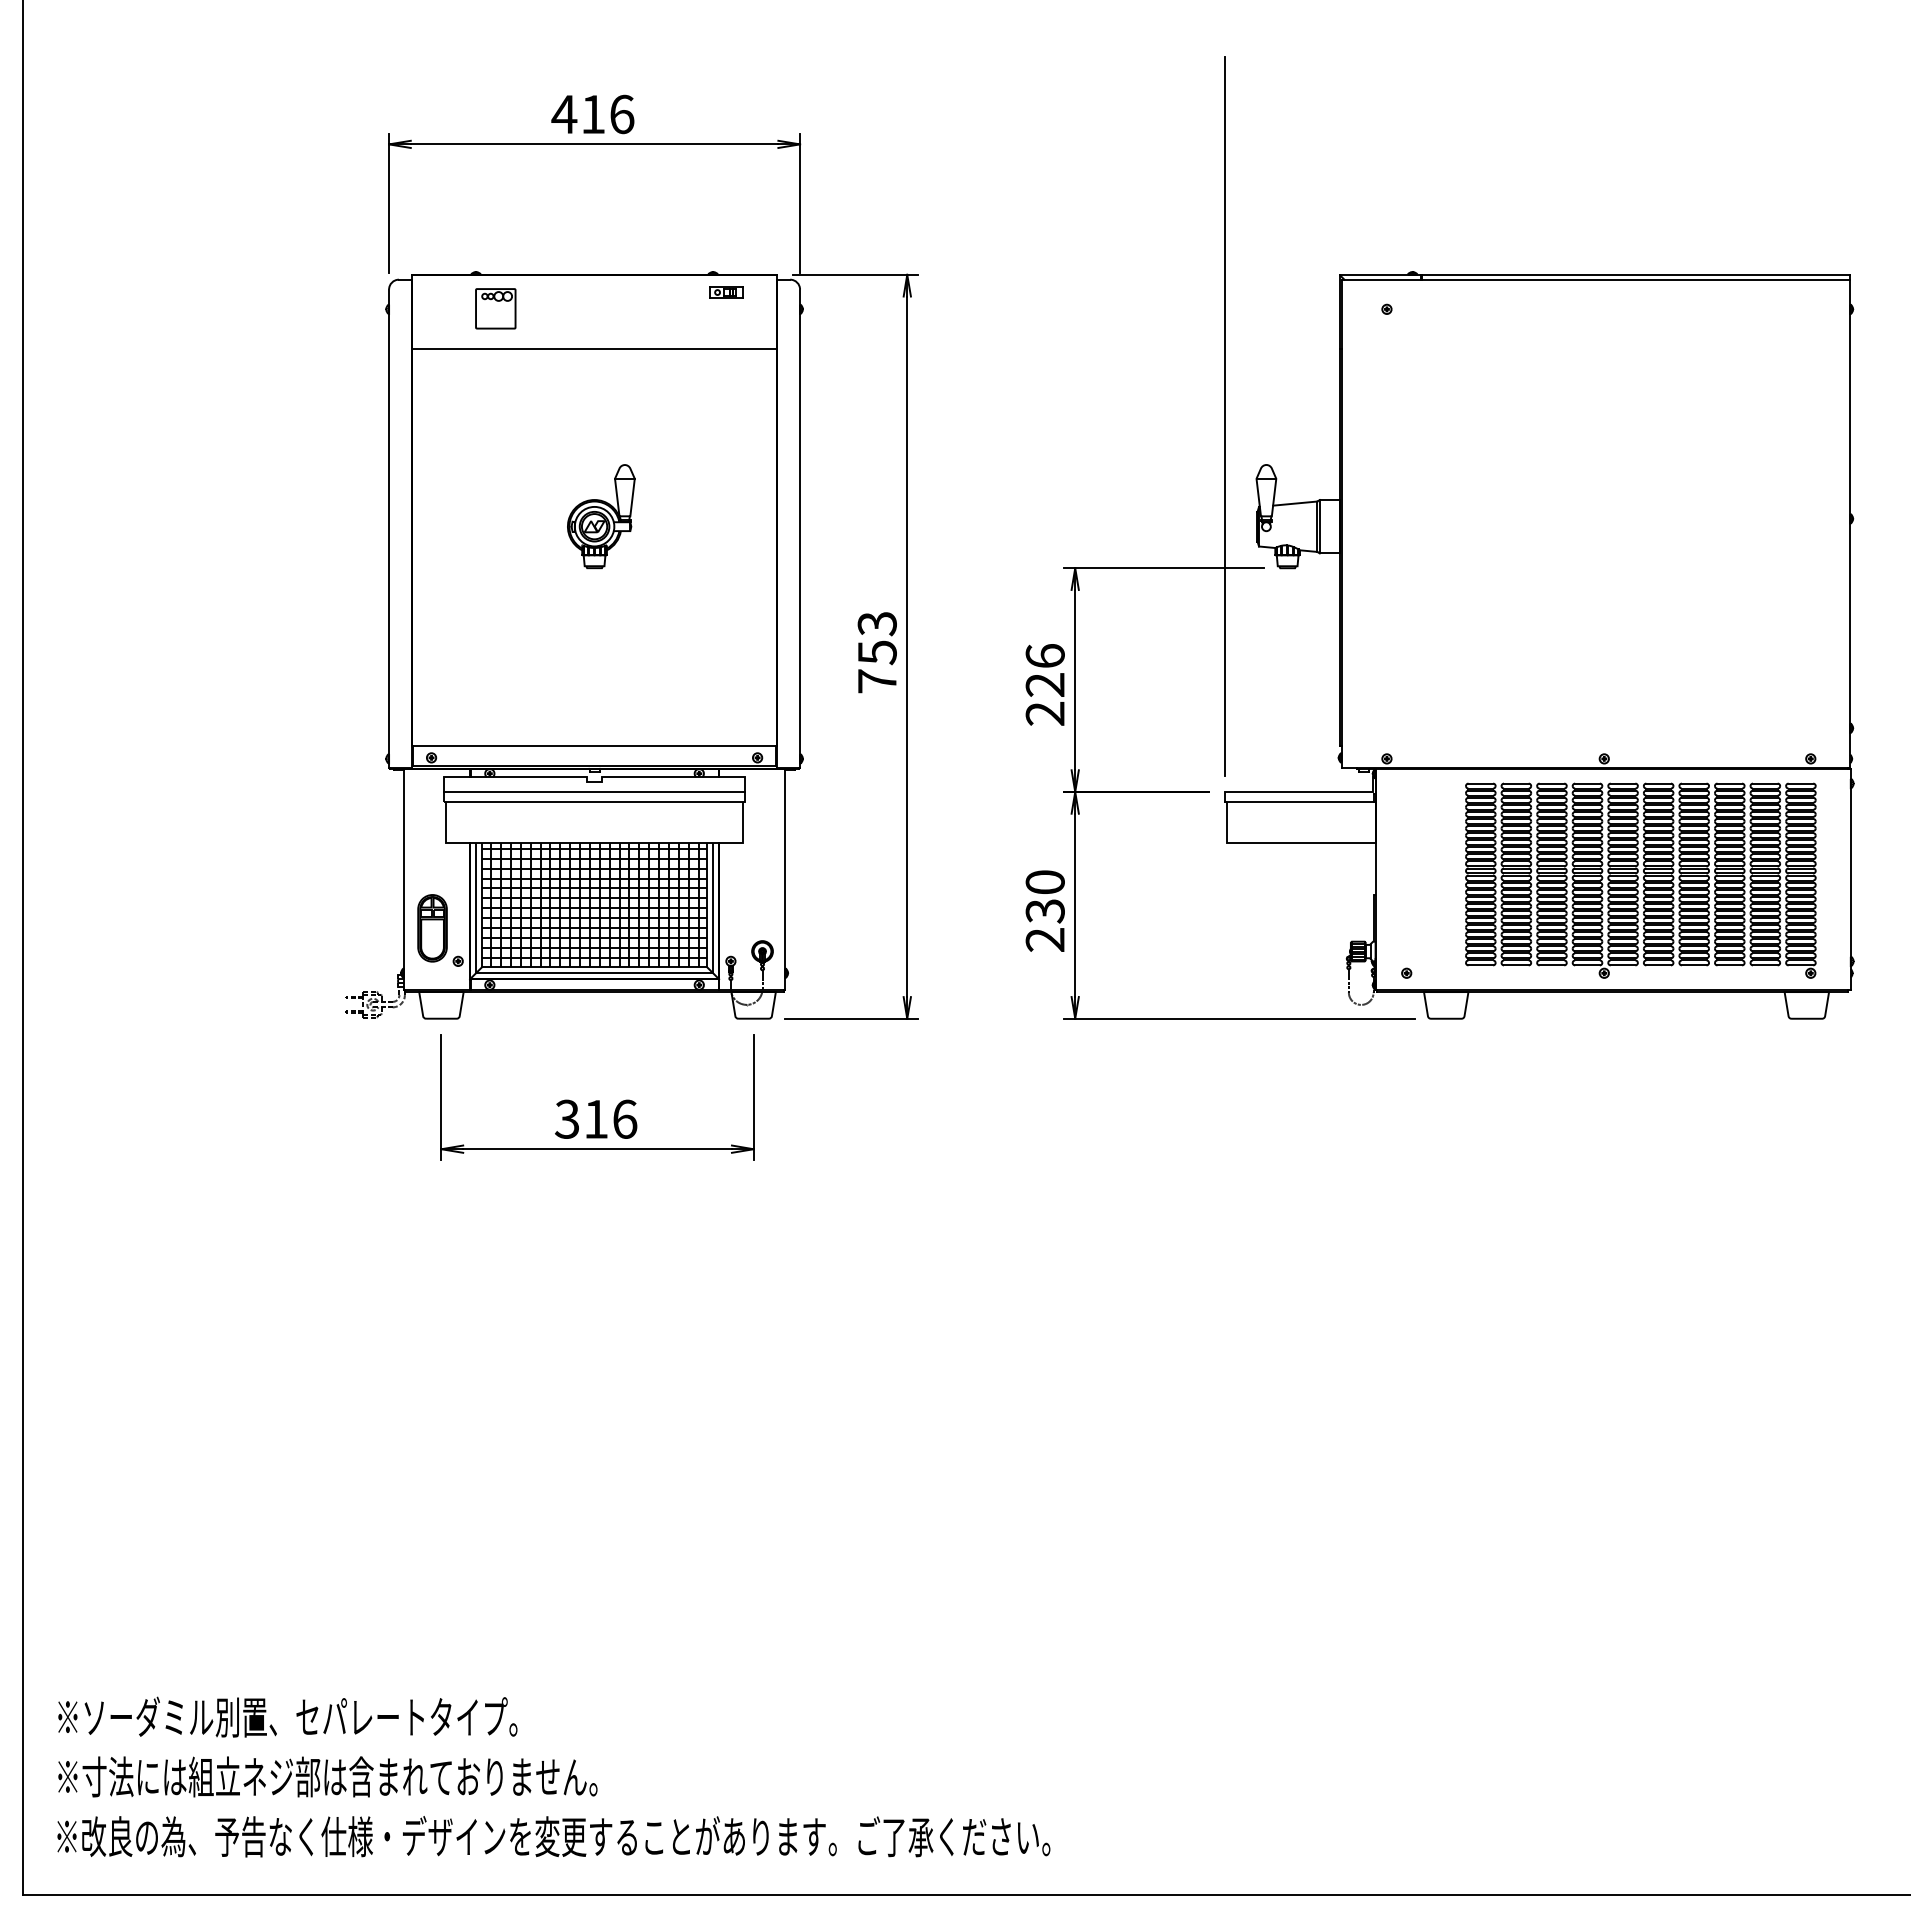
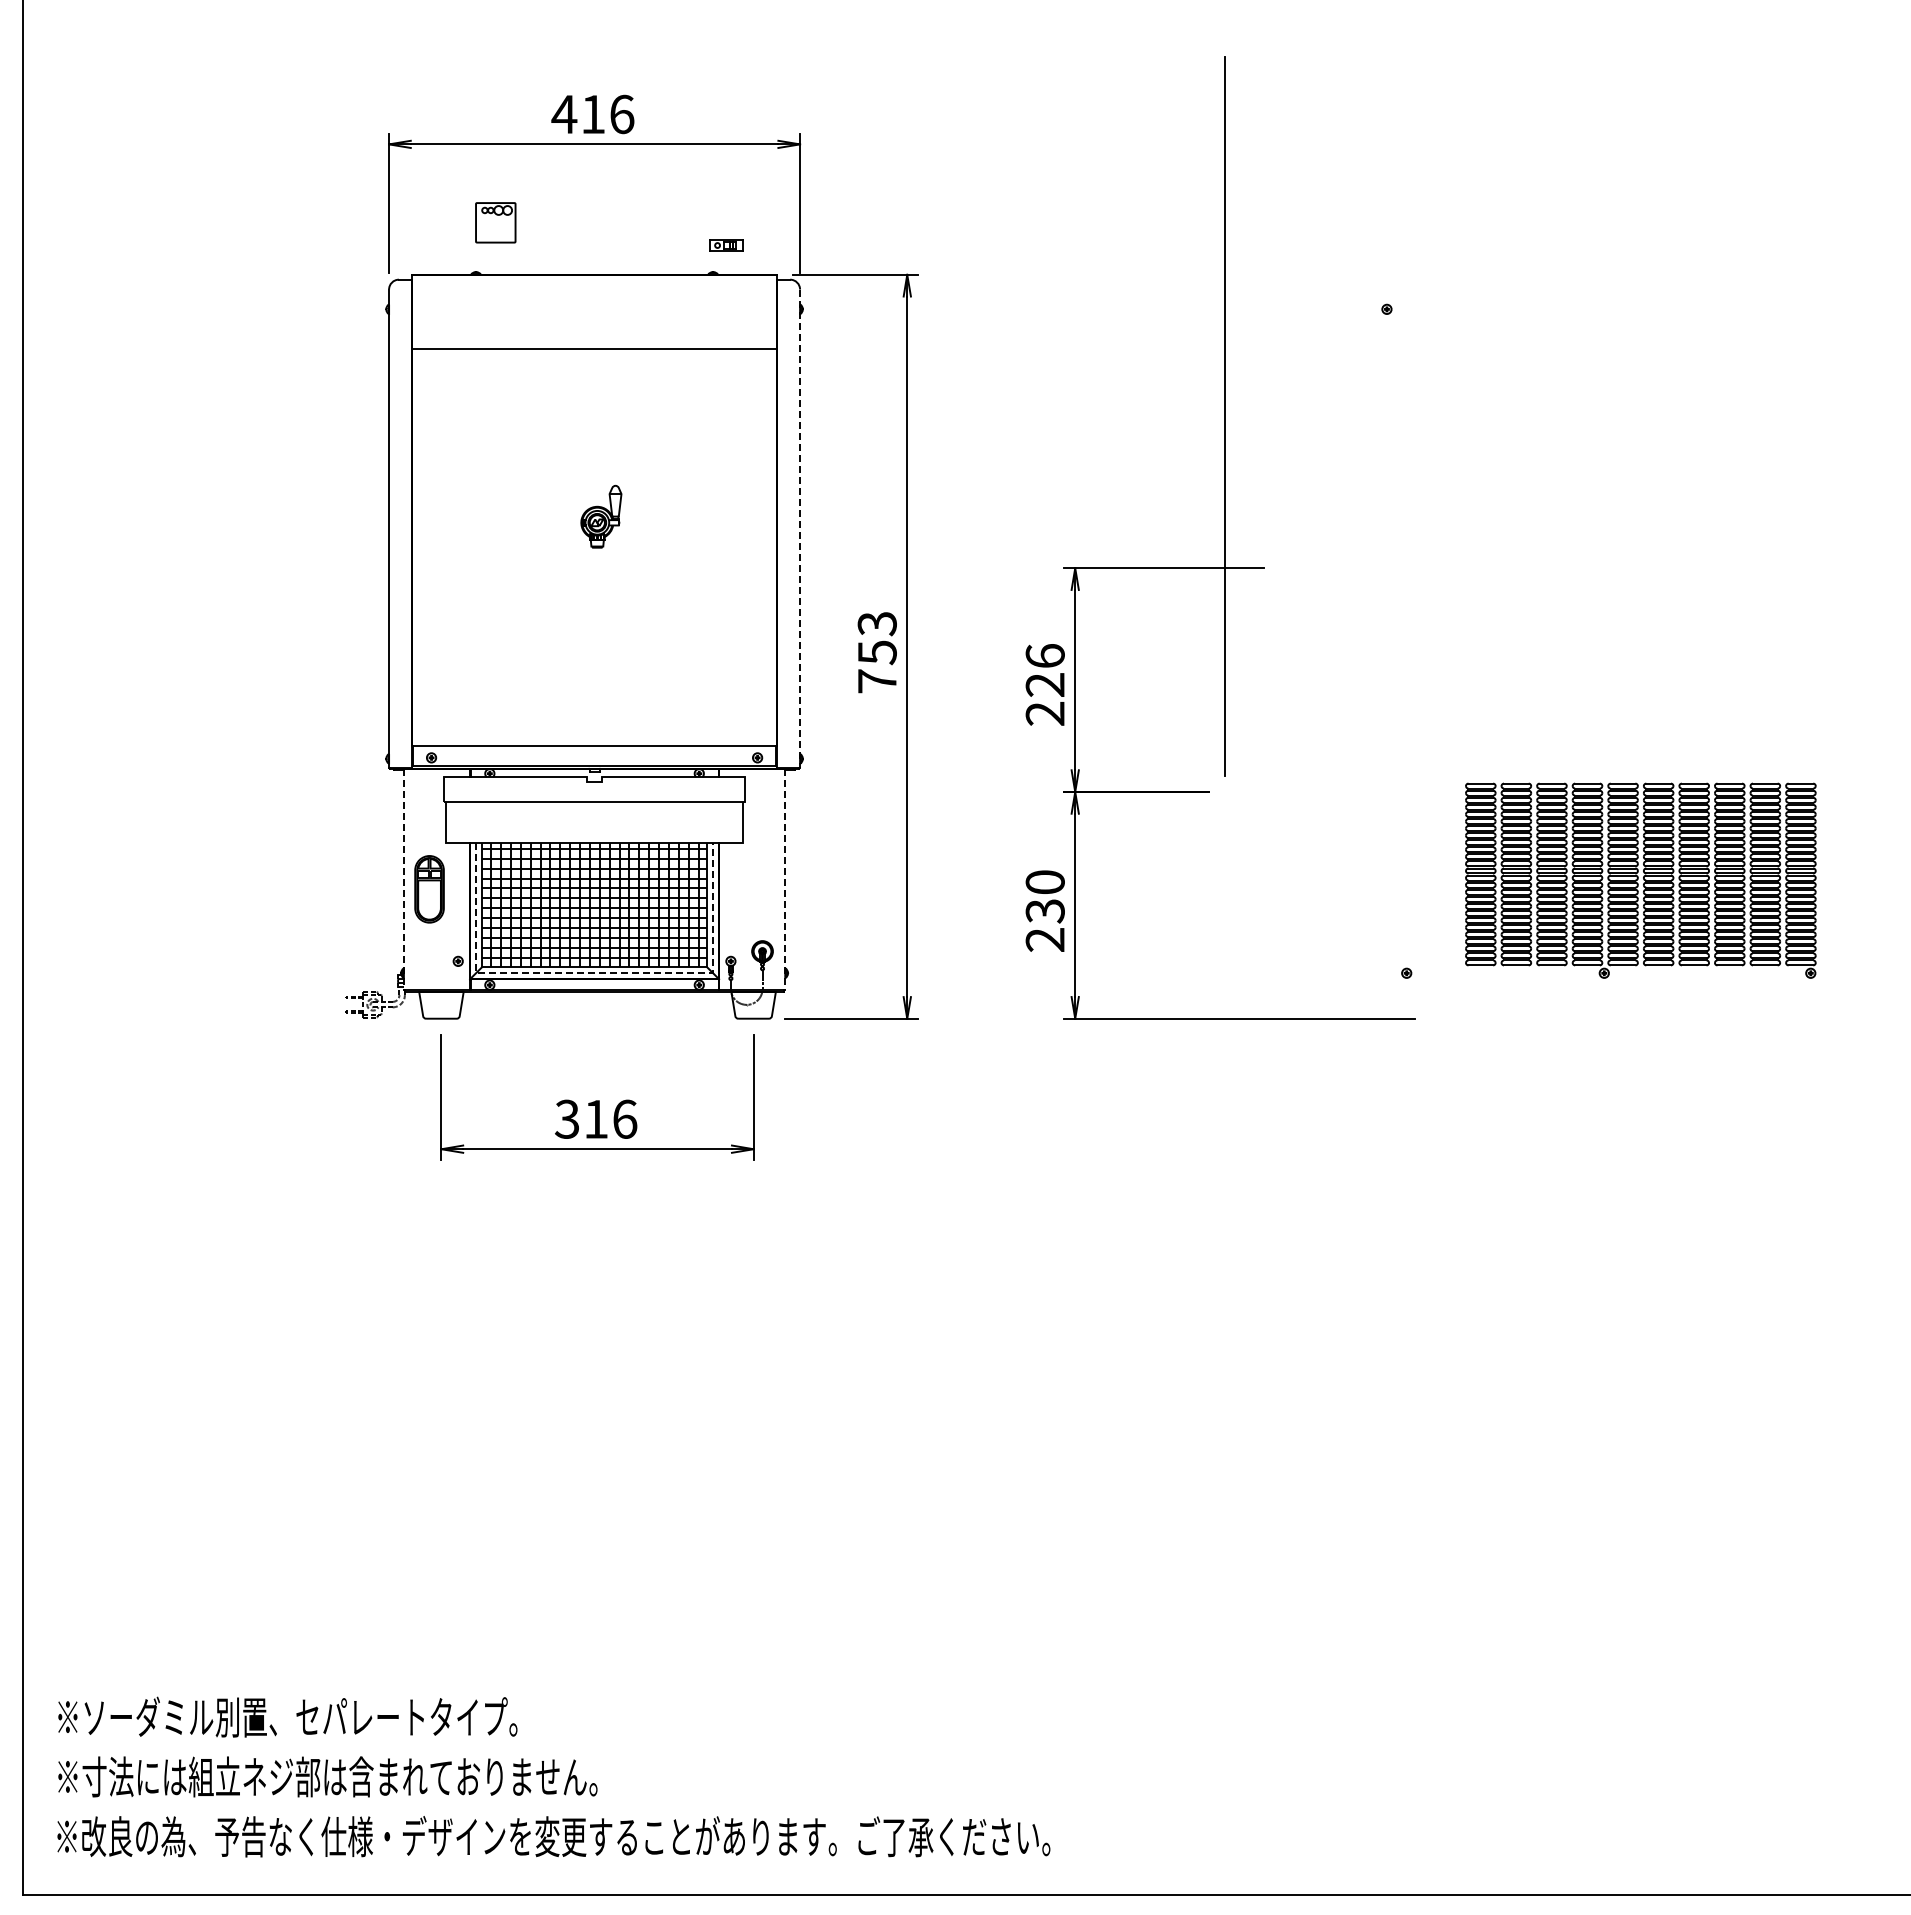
part position: (726, 292) -> (726, 245) (726, 245)
part position: (495, 308) -> (495, 222) (495, 222)
part size: 69x106 px -> 43x65 px (601, 516)
line: solid -> dashed (800, 529)
part: present -> none (1539, 645)
line: present -> none (594, 791)
line: solid -> dashed (403, 879)
line: solid -> dashed (785, 879)
part position: (432, 928) -> (429, 889) (429, 889)
line: solid -> dashed (594, 973)
